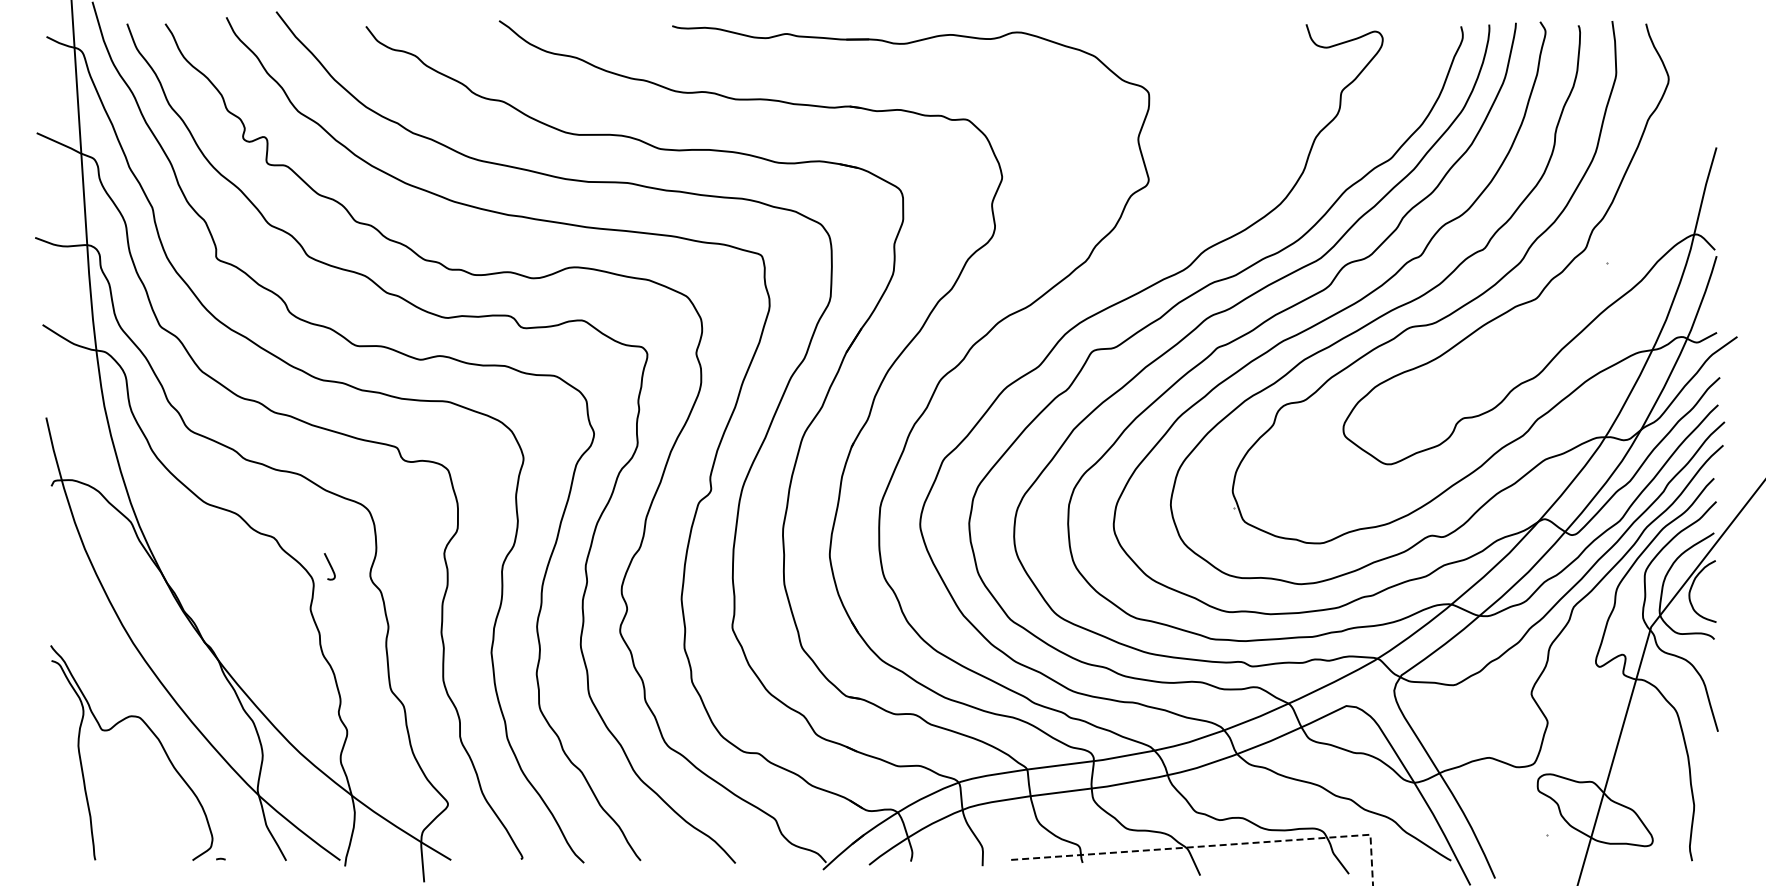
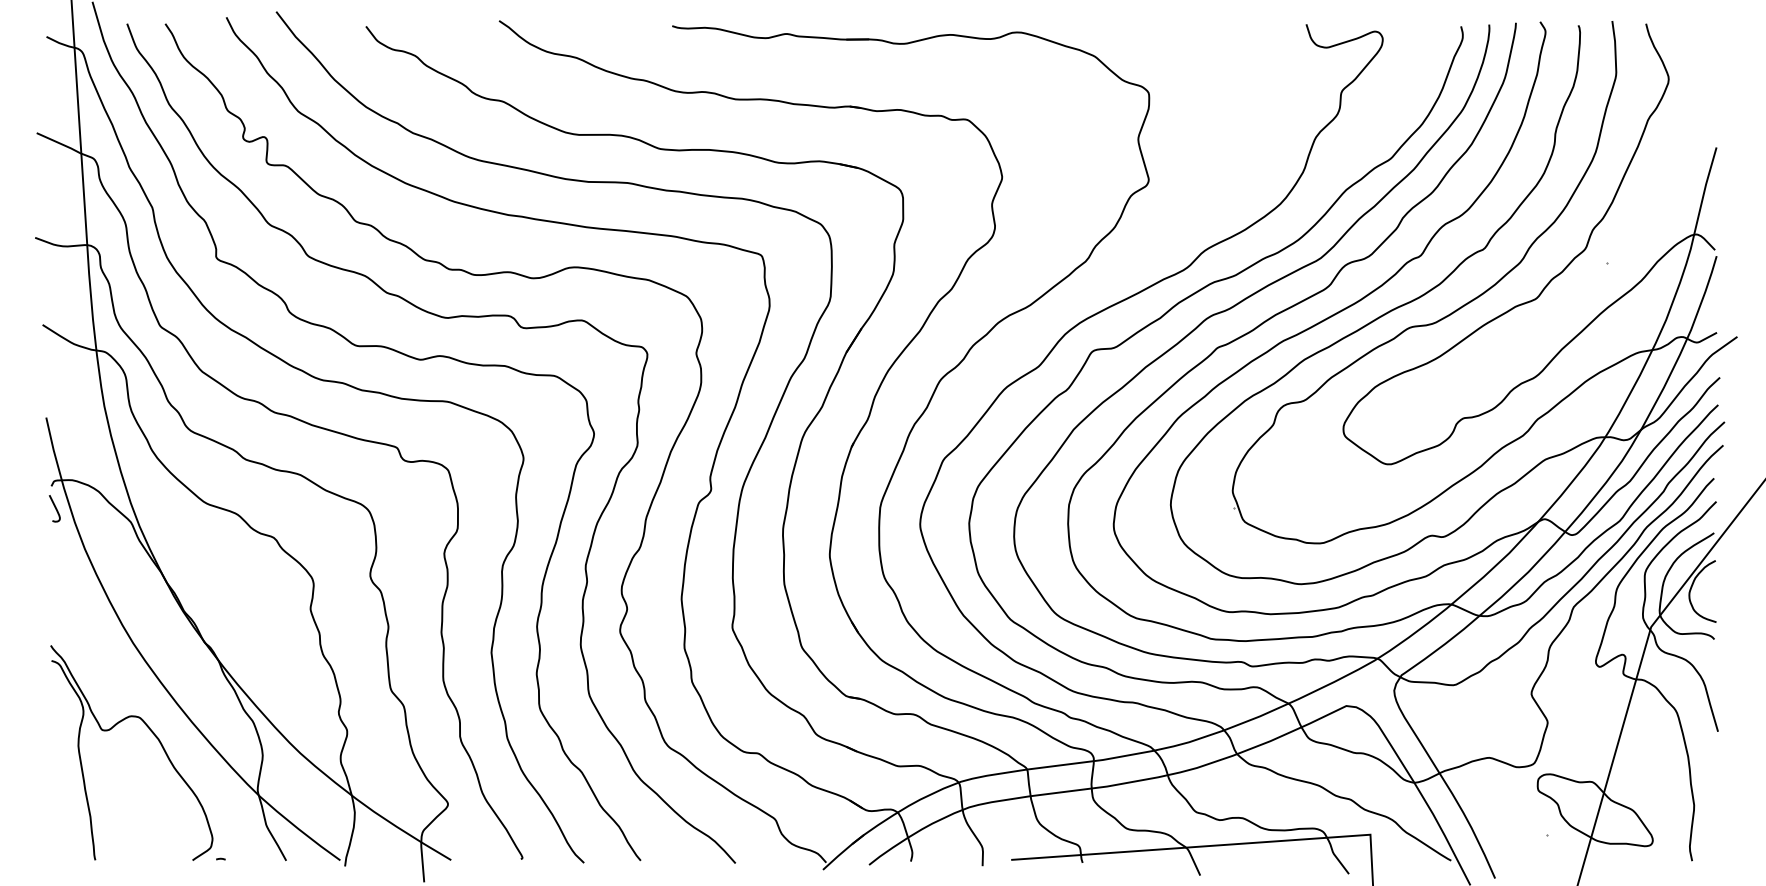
curve position: (329, 565) -> (54, 507) (54, 507)
line: dashed -> solid (1217, 845)
